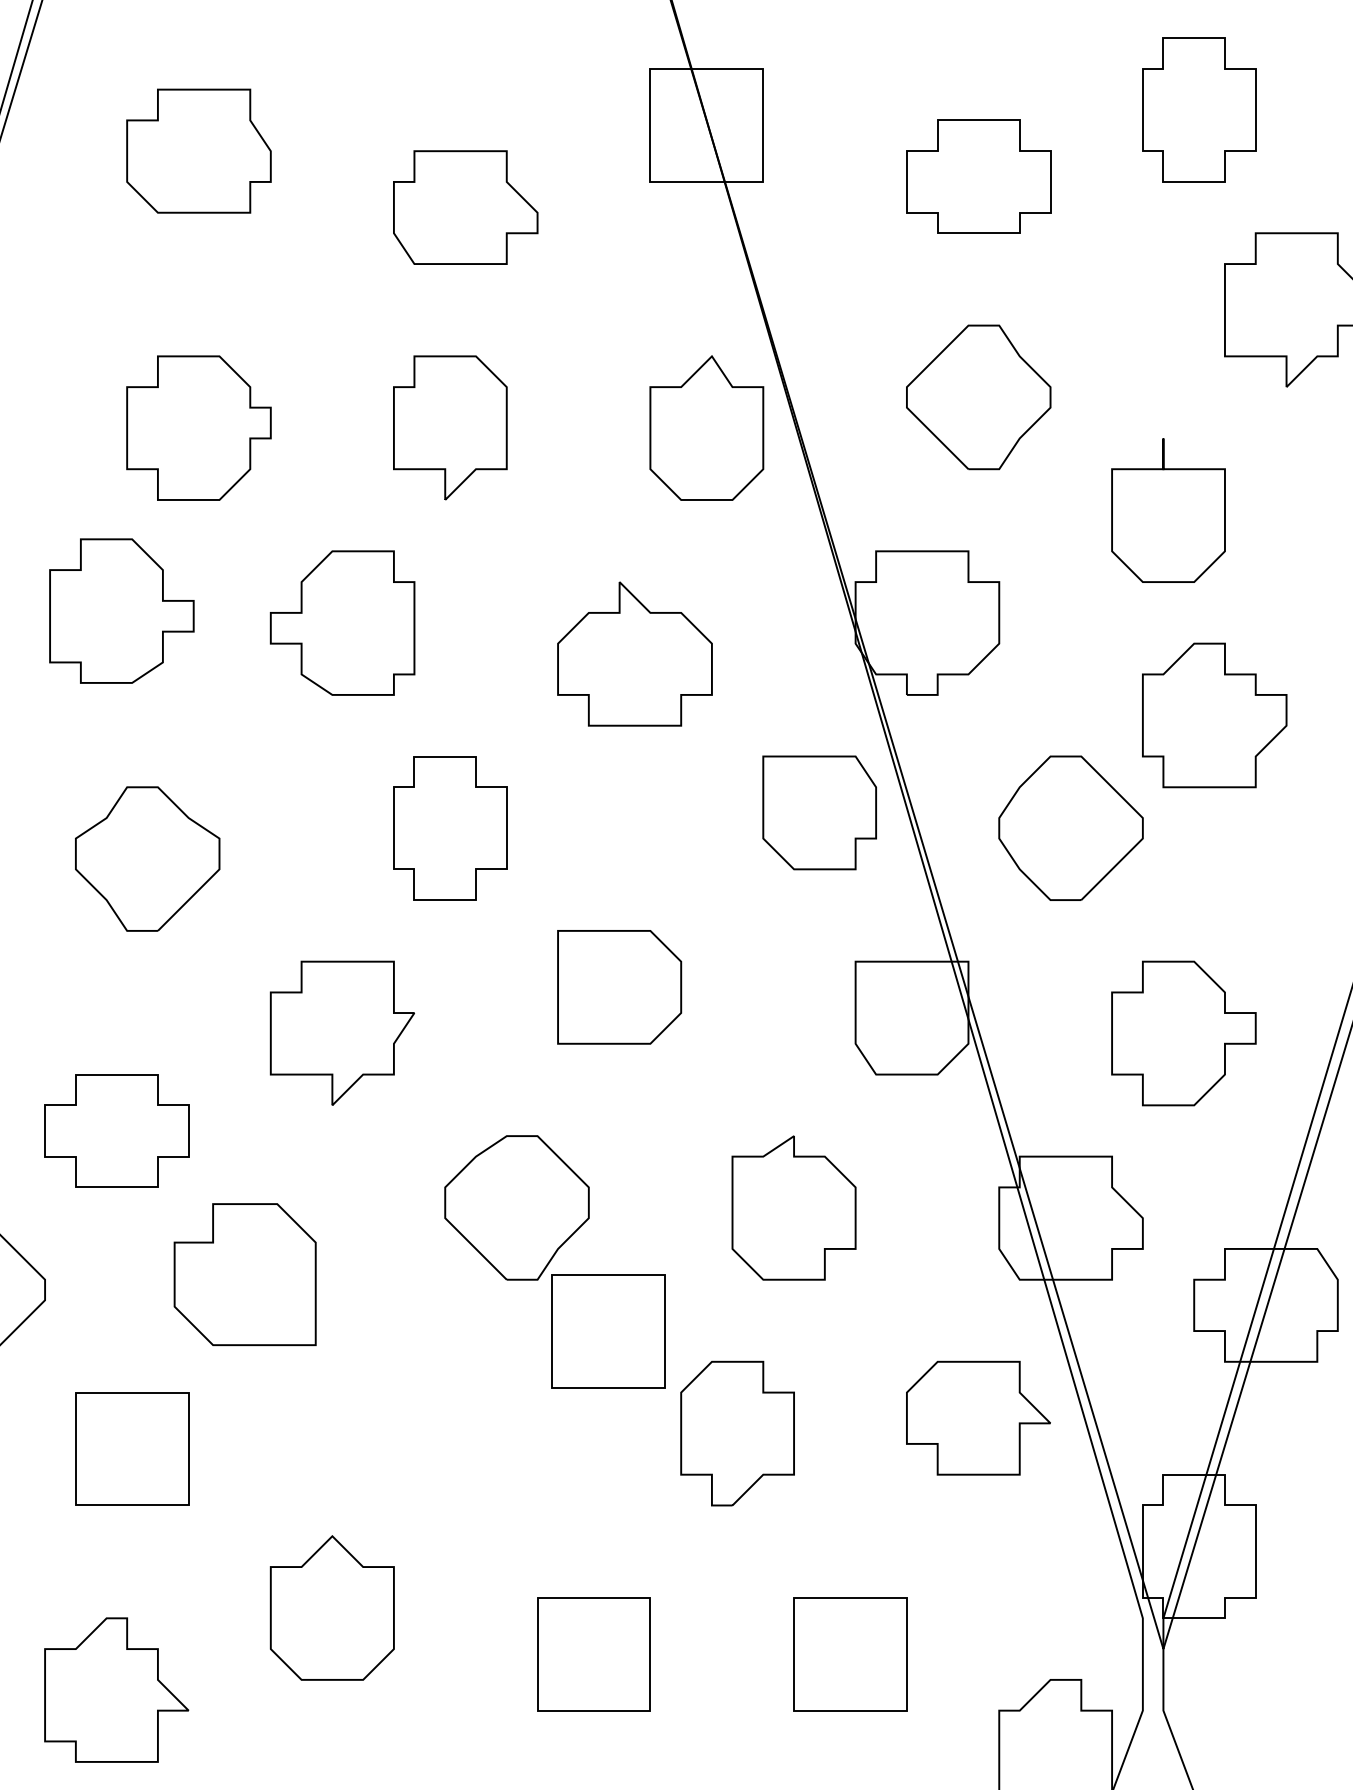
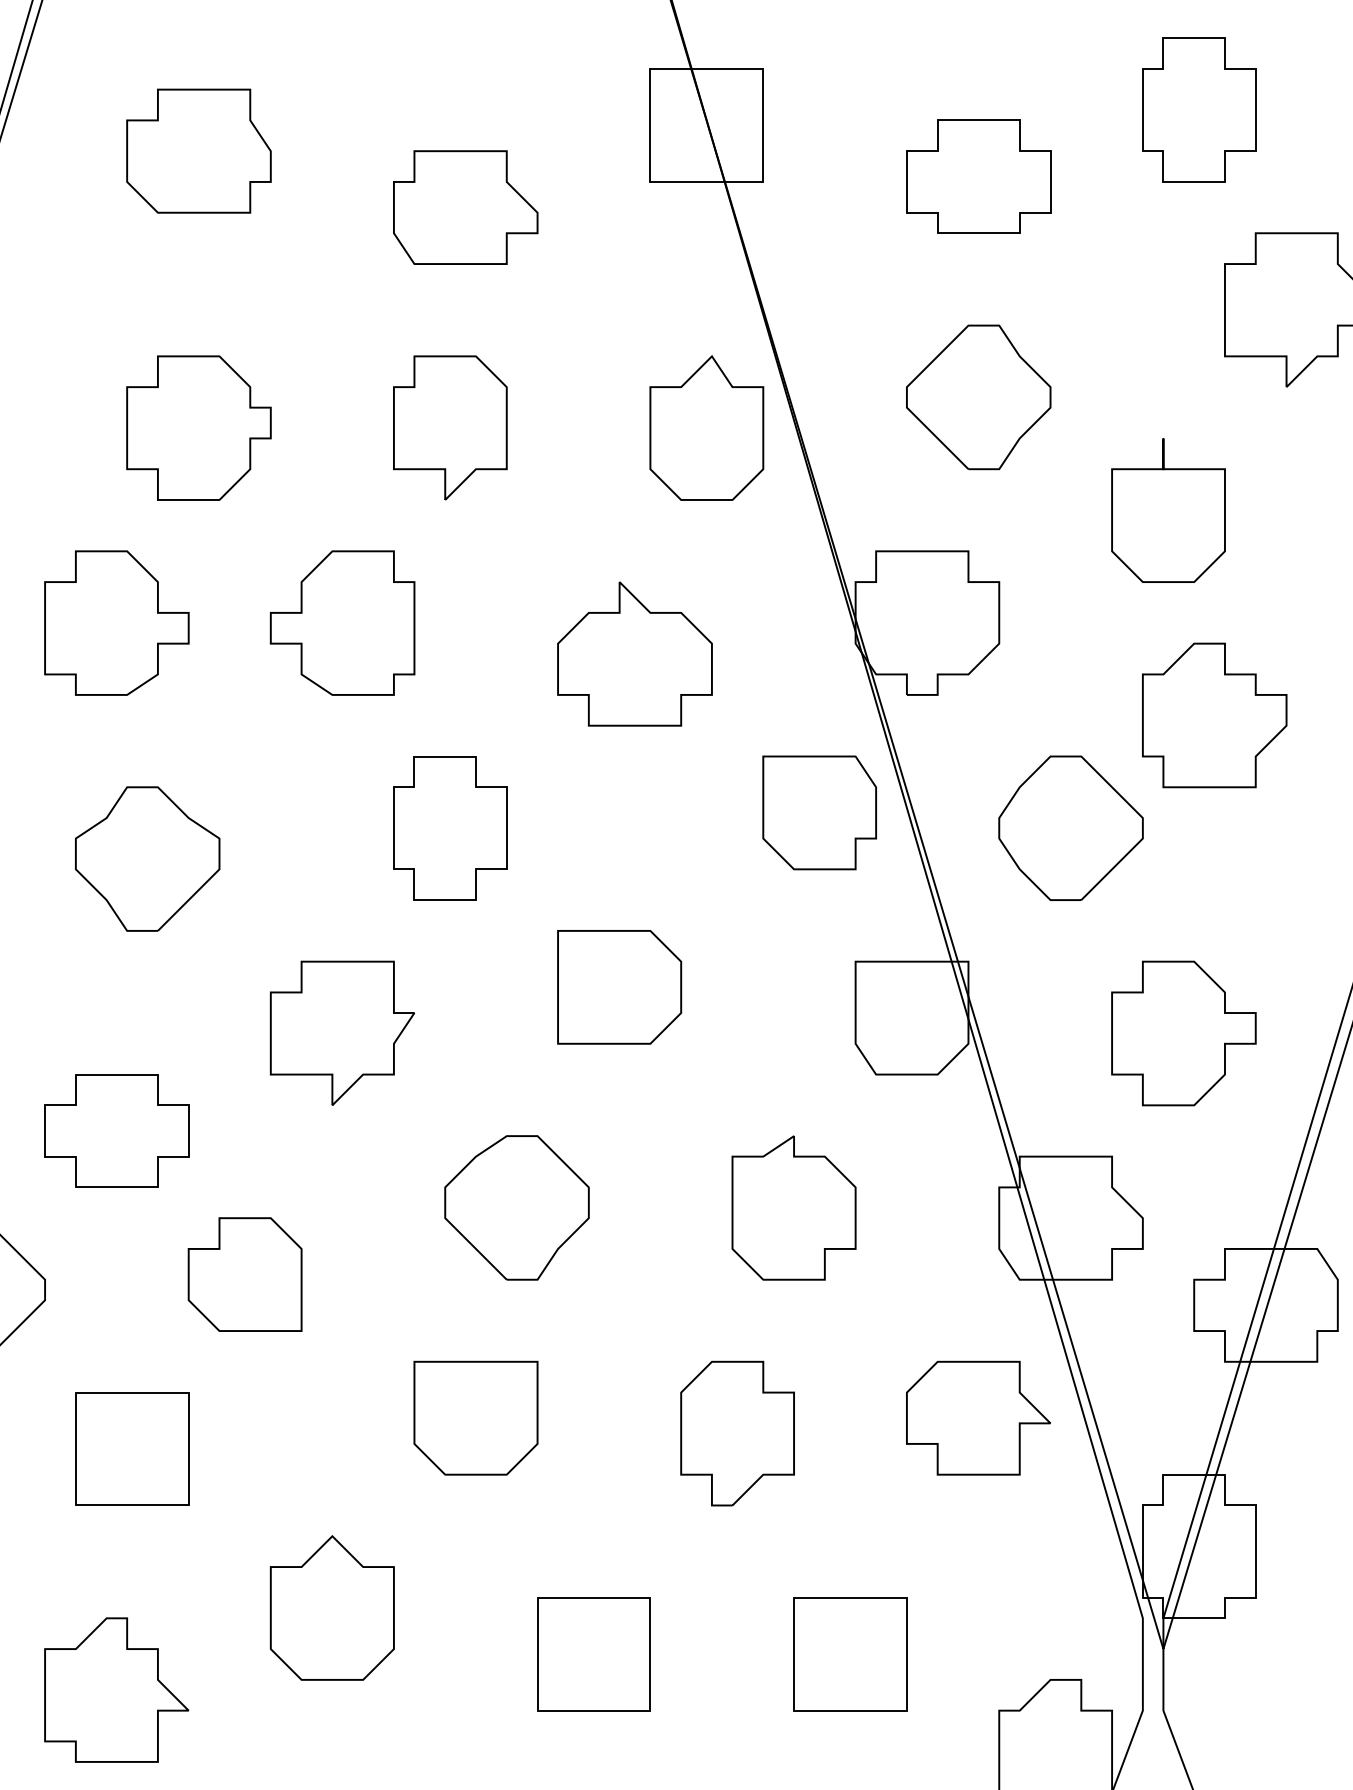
part position: (121, 610) -> (116, 622) (116, 622)
part size: 144x144 px -> 116x115 px (244, 1274)
part: present -> none (608, 1331)
part: none -> present (475, 1417)
